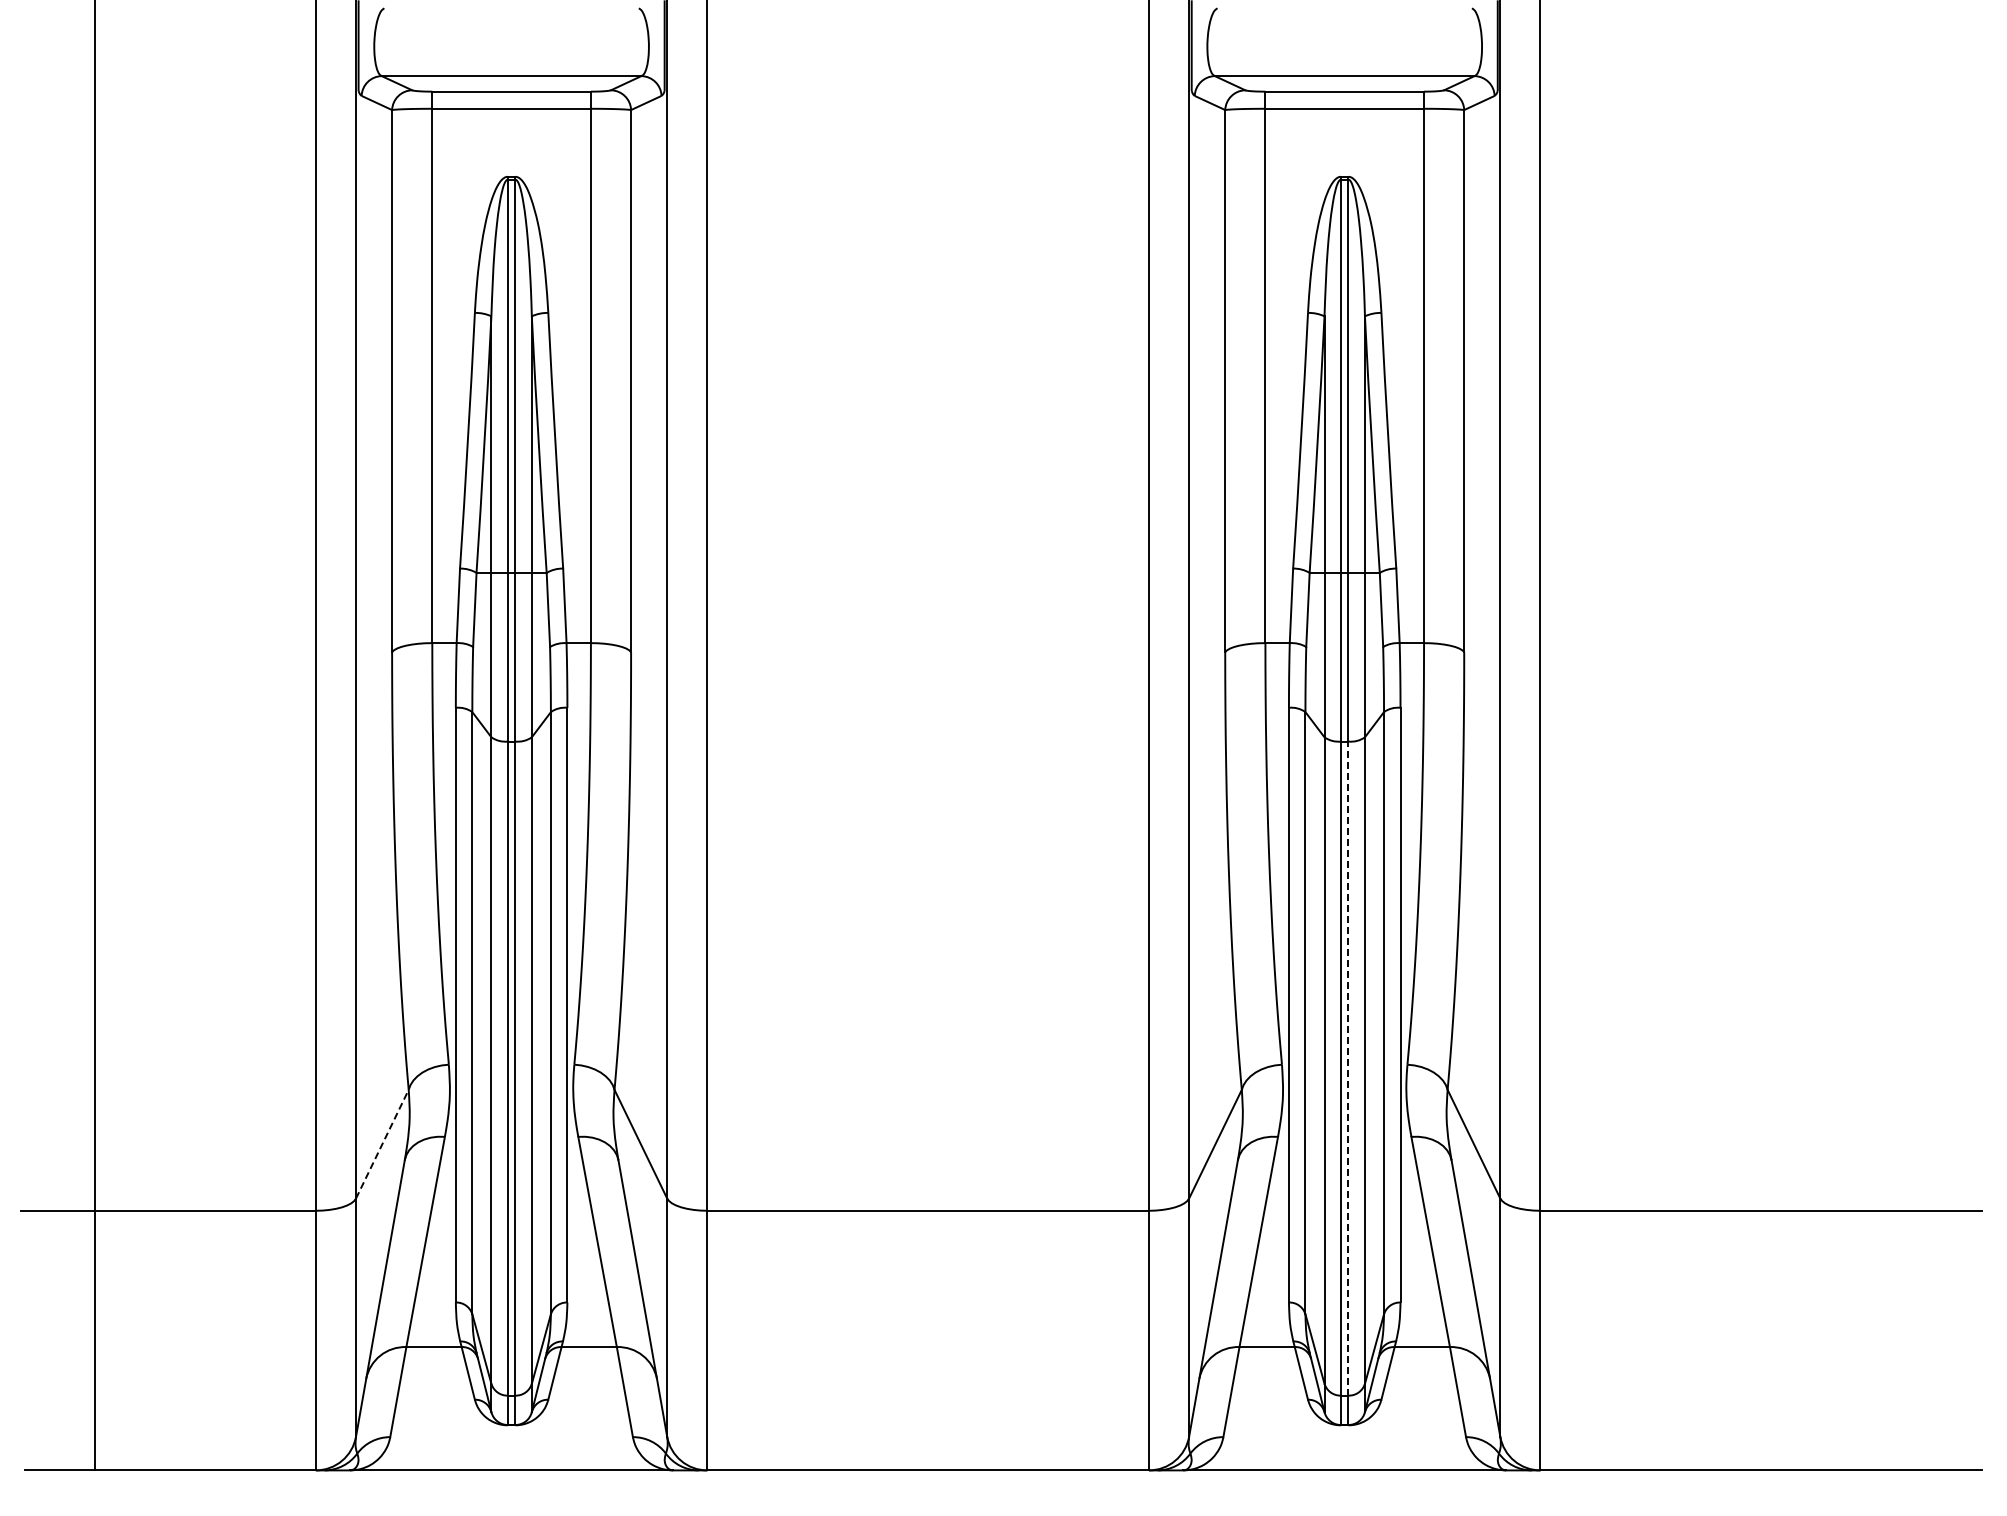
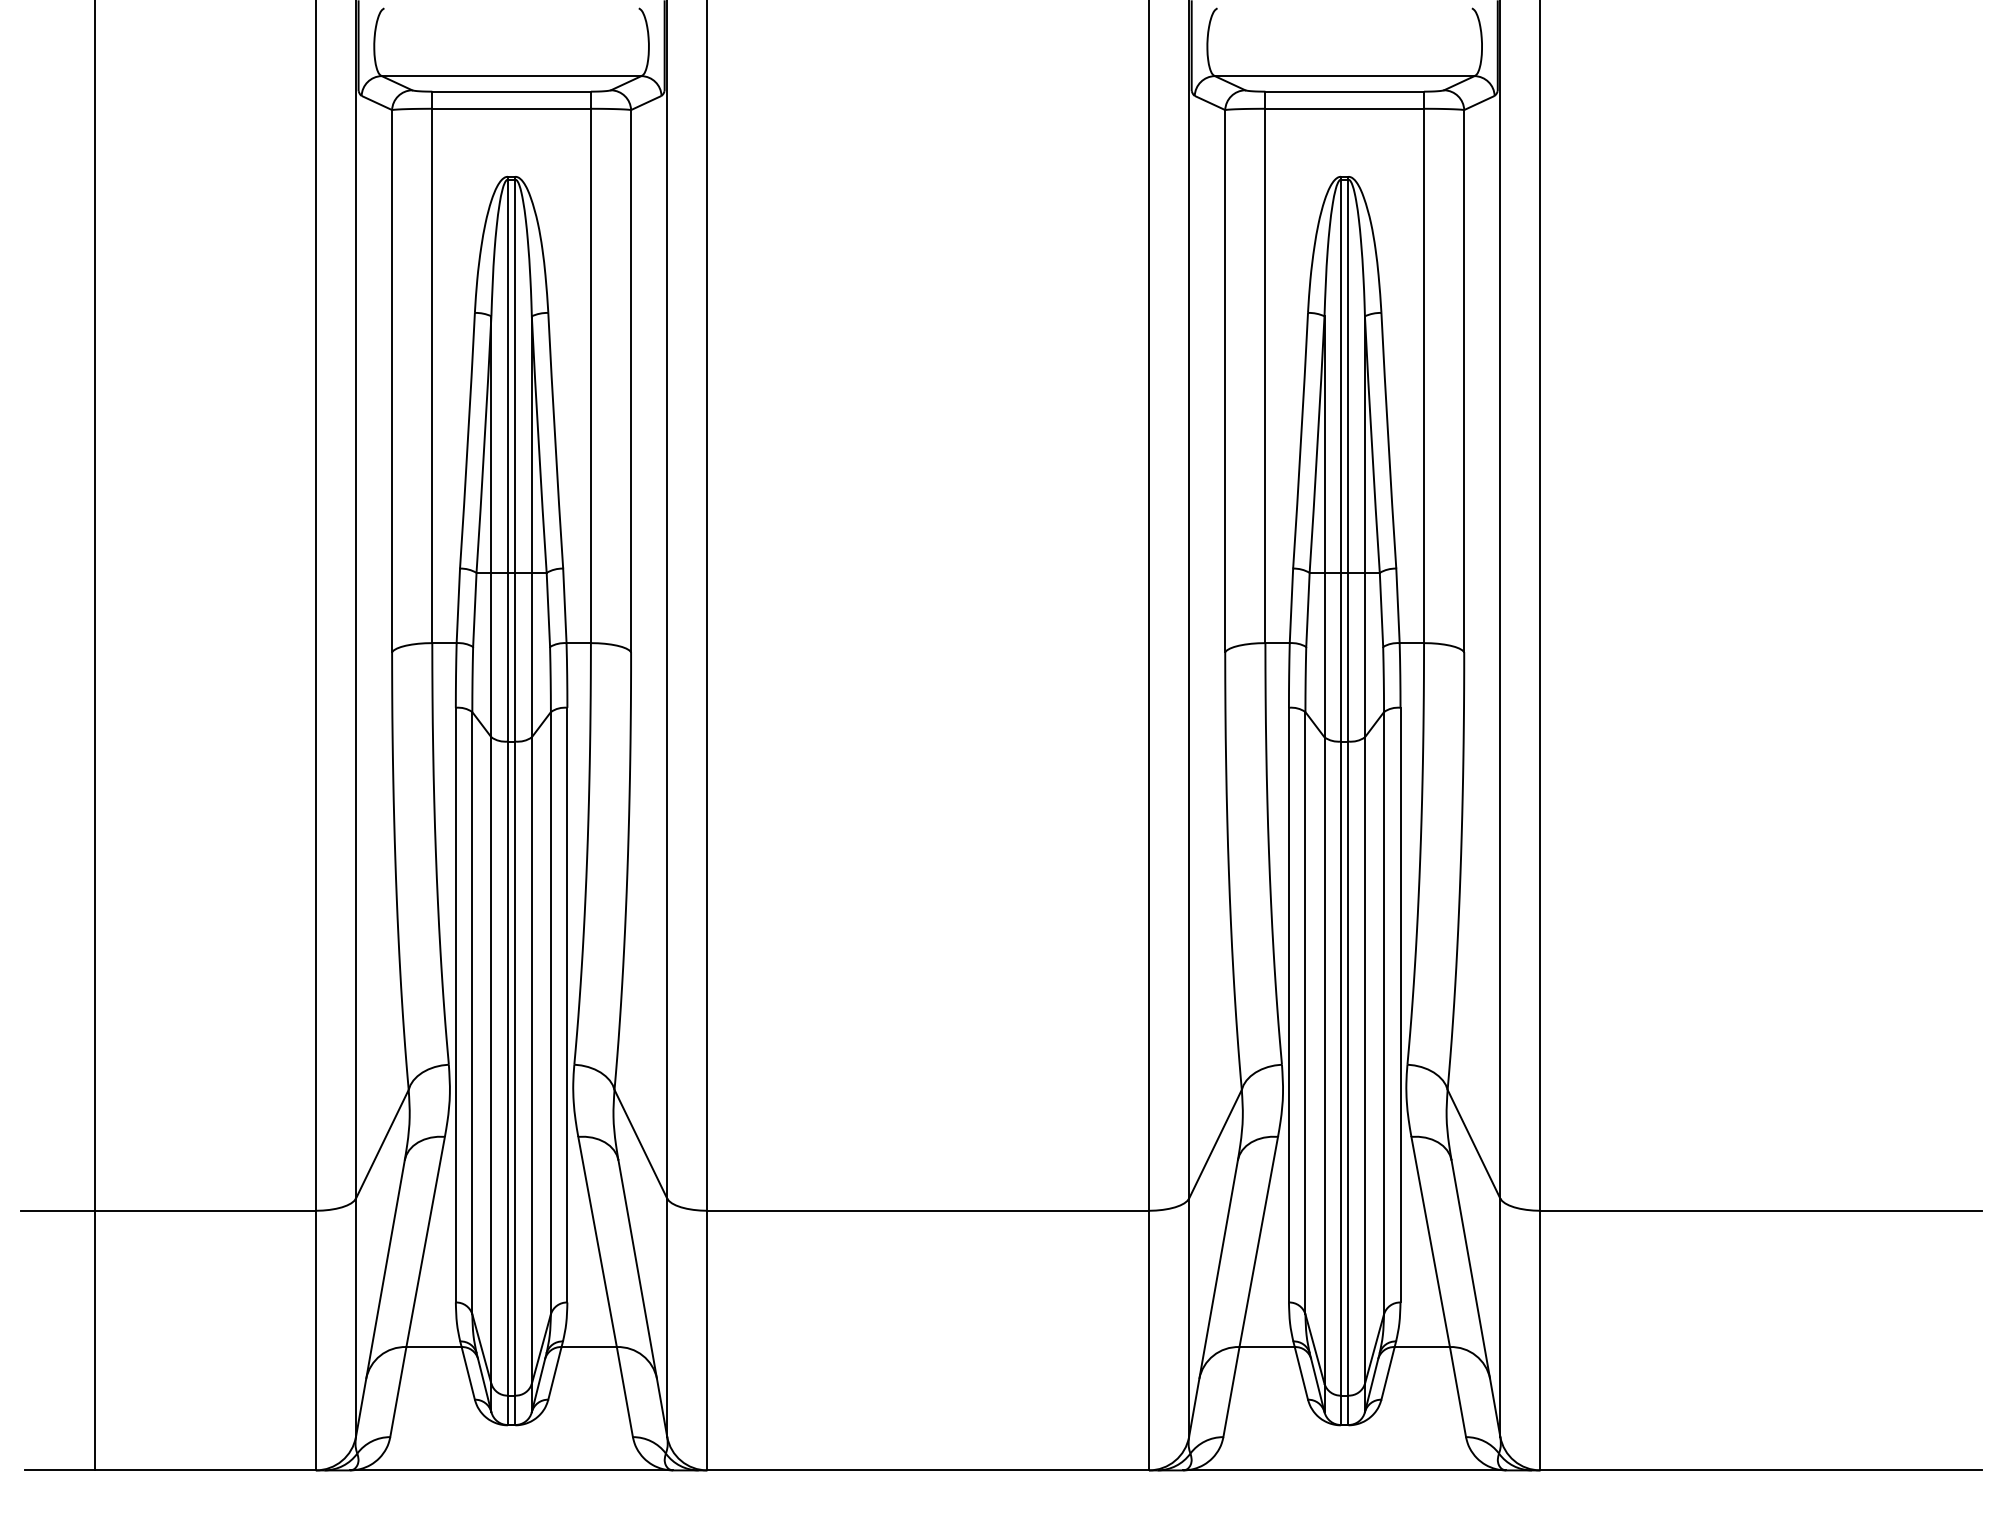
line: dashed -> solid (1348, 1068)
line: dashed -> solid (382, 1143)
